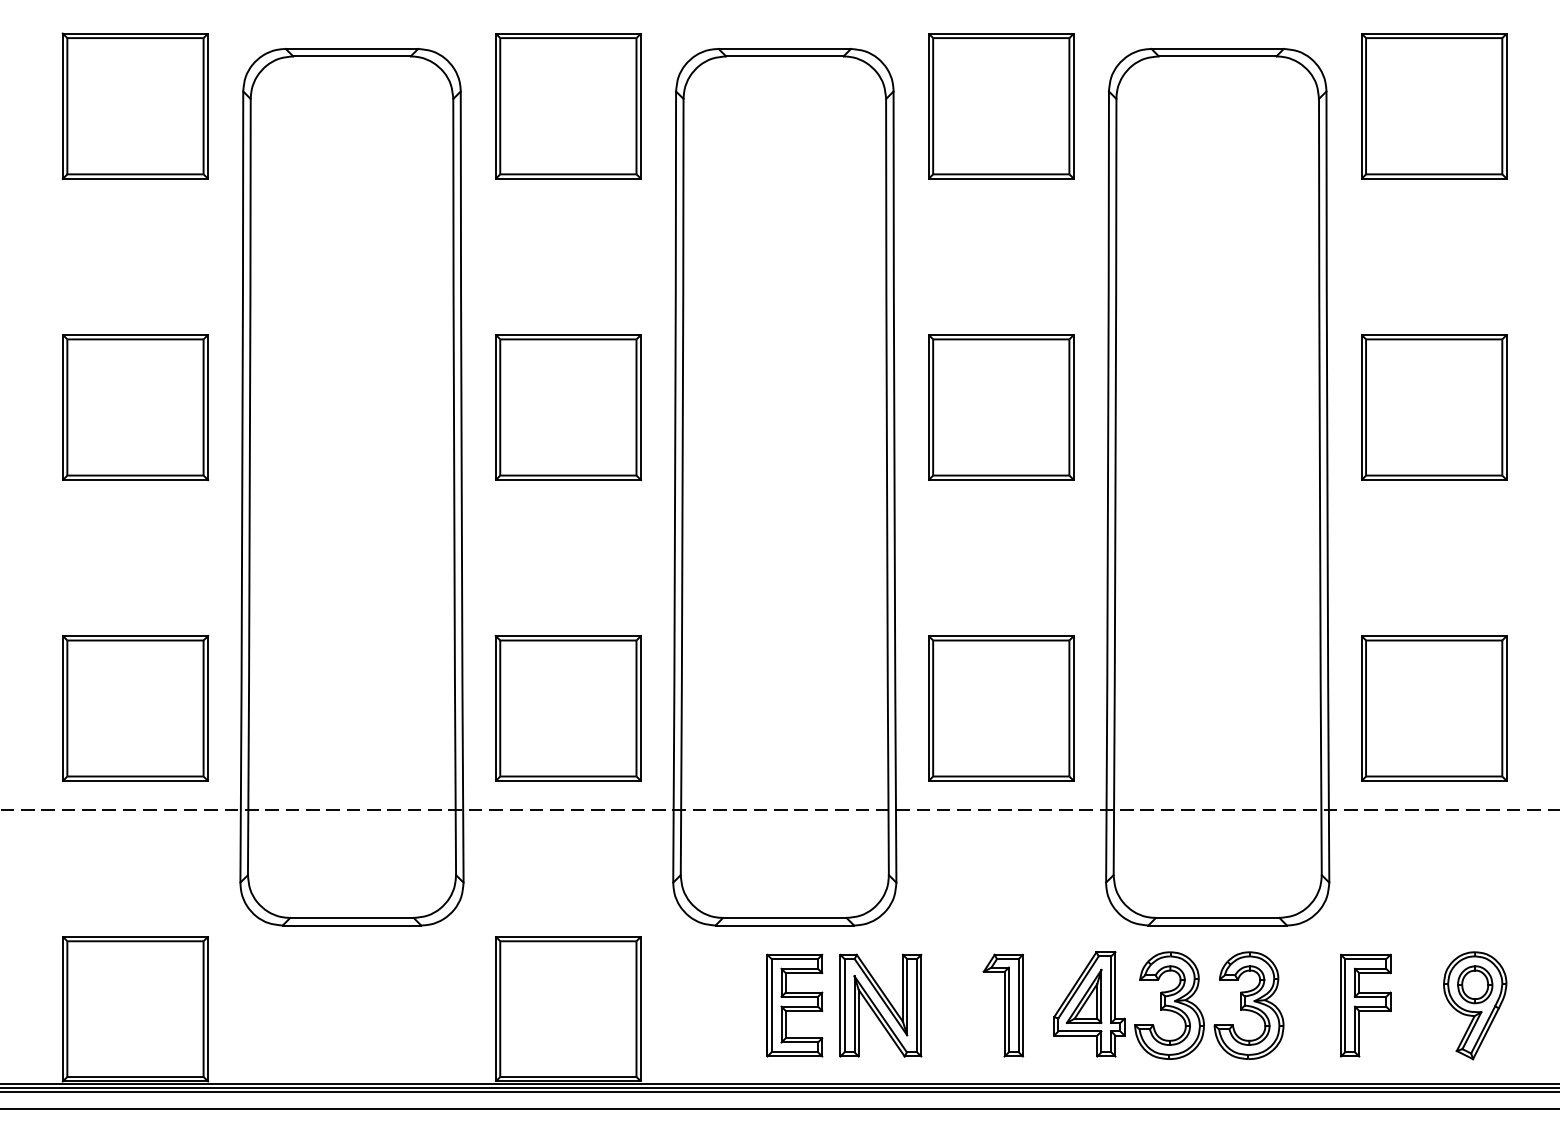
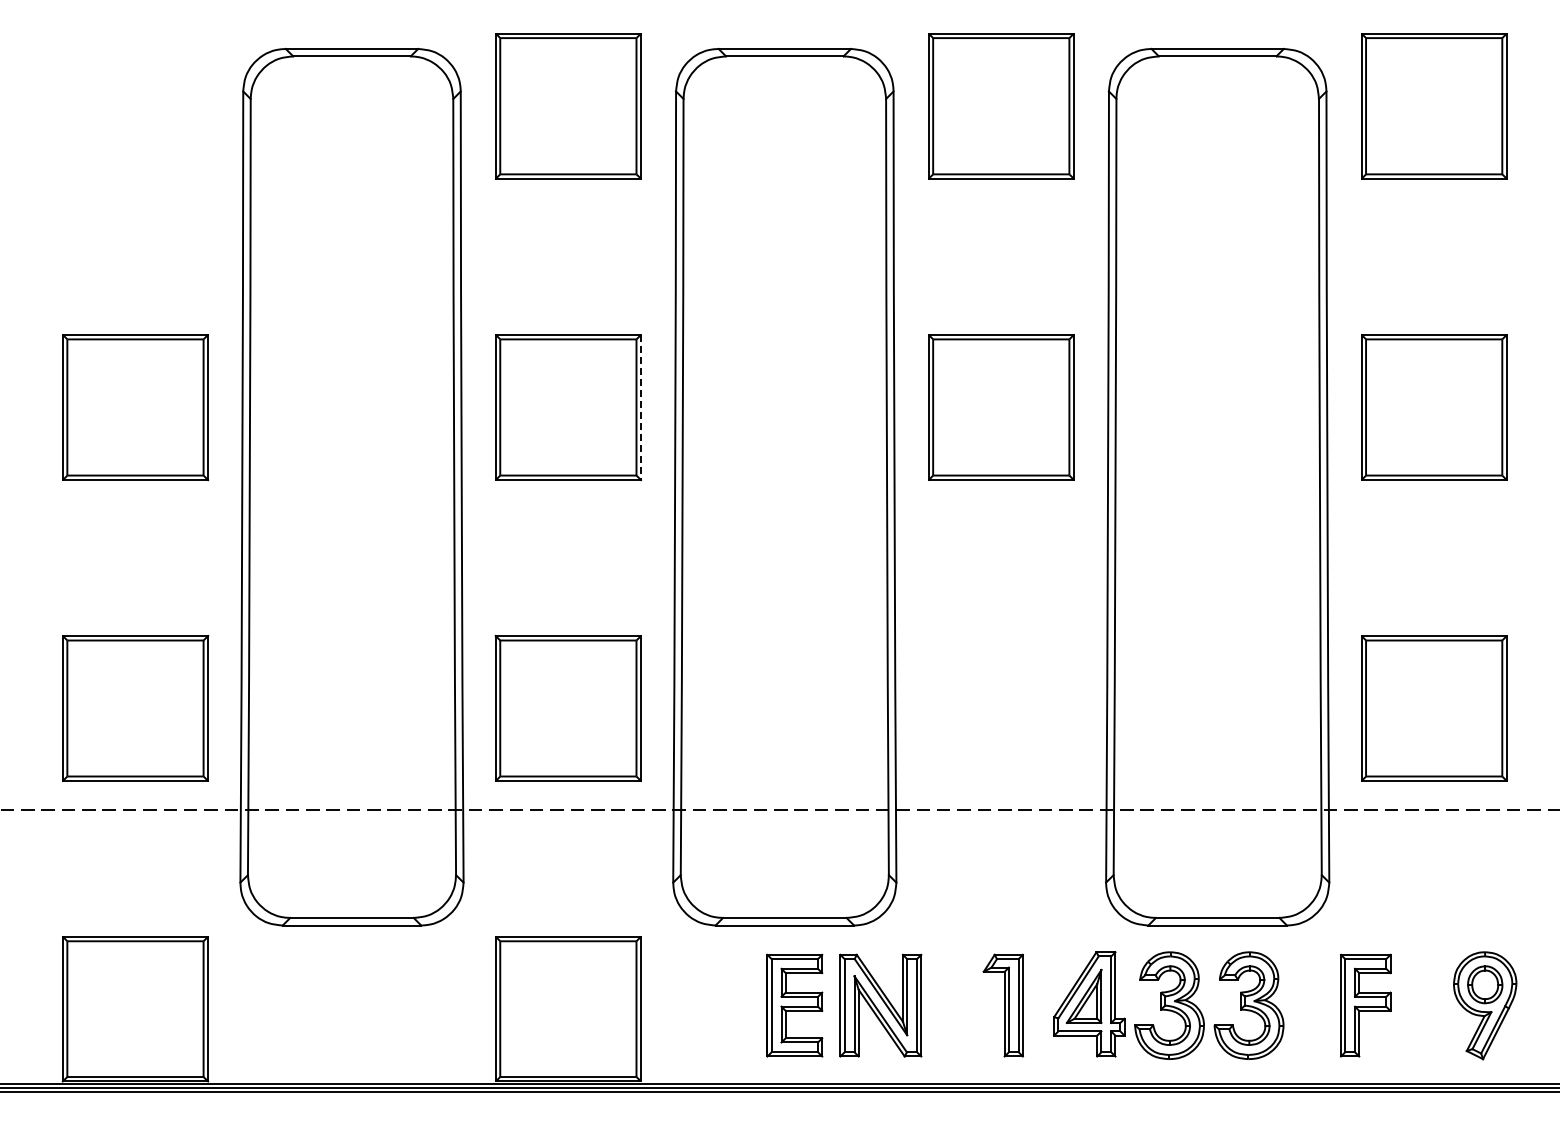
part: present -> none (134, 105)
line: solid -> dashed (641, 407)
part: present -> none (1001, 708)
part position: (1475, 1005) -> (1485, 1005) (1485, 1005)
line: present -> none (779, 1109)
